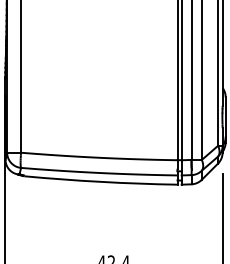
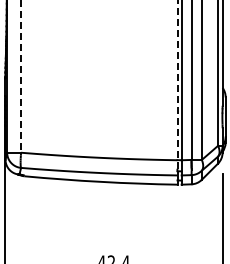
line: solid -> dashed (21, 76)
line: solid -> dashed (177, 84)
